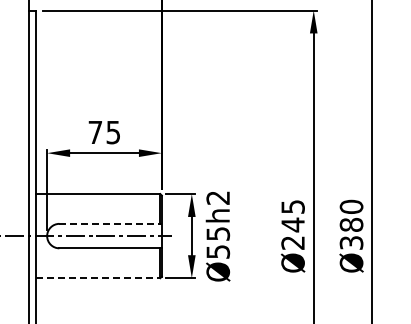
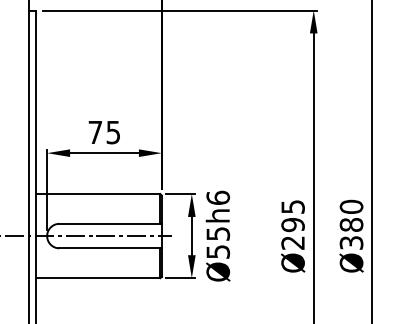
text: Ø55h2 -> Ø55h6 (218, 197)
line: dashed -> solid (111, 223)
text: Ø245 -> Ø295 (292, 224)
line: dashed -> solid (98, 278)
